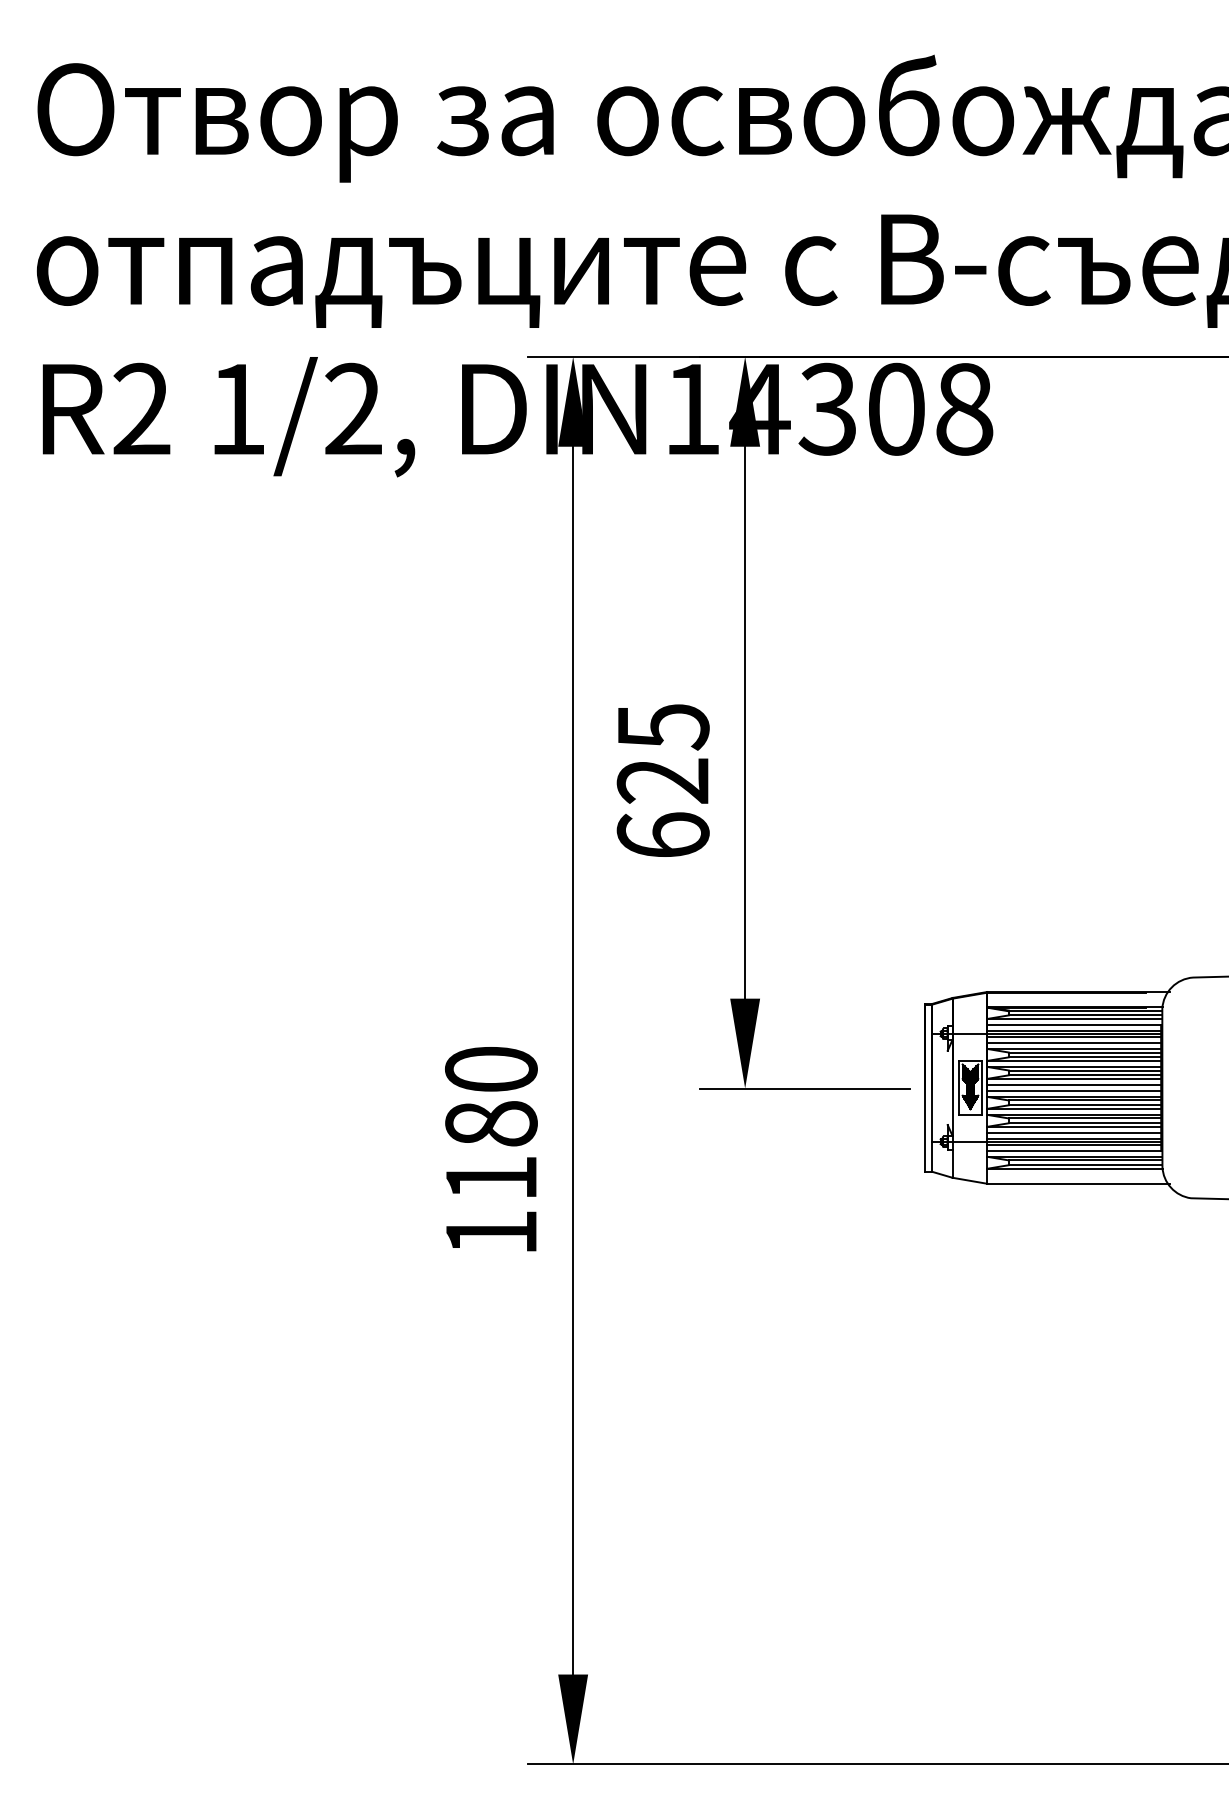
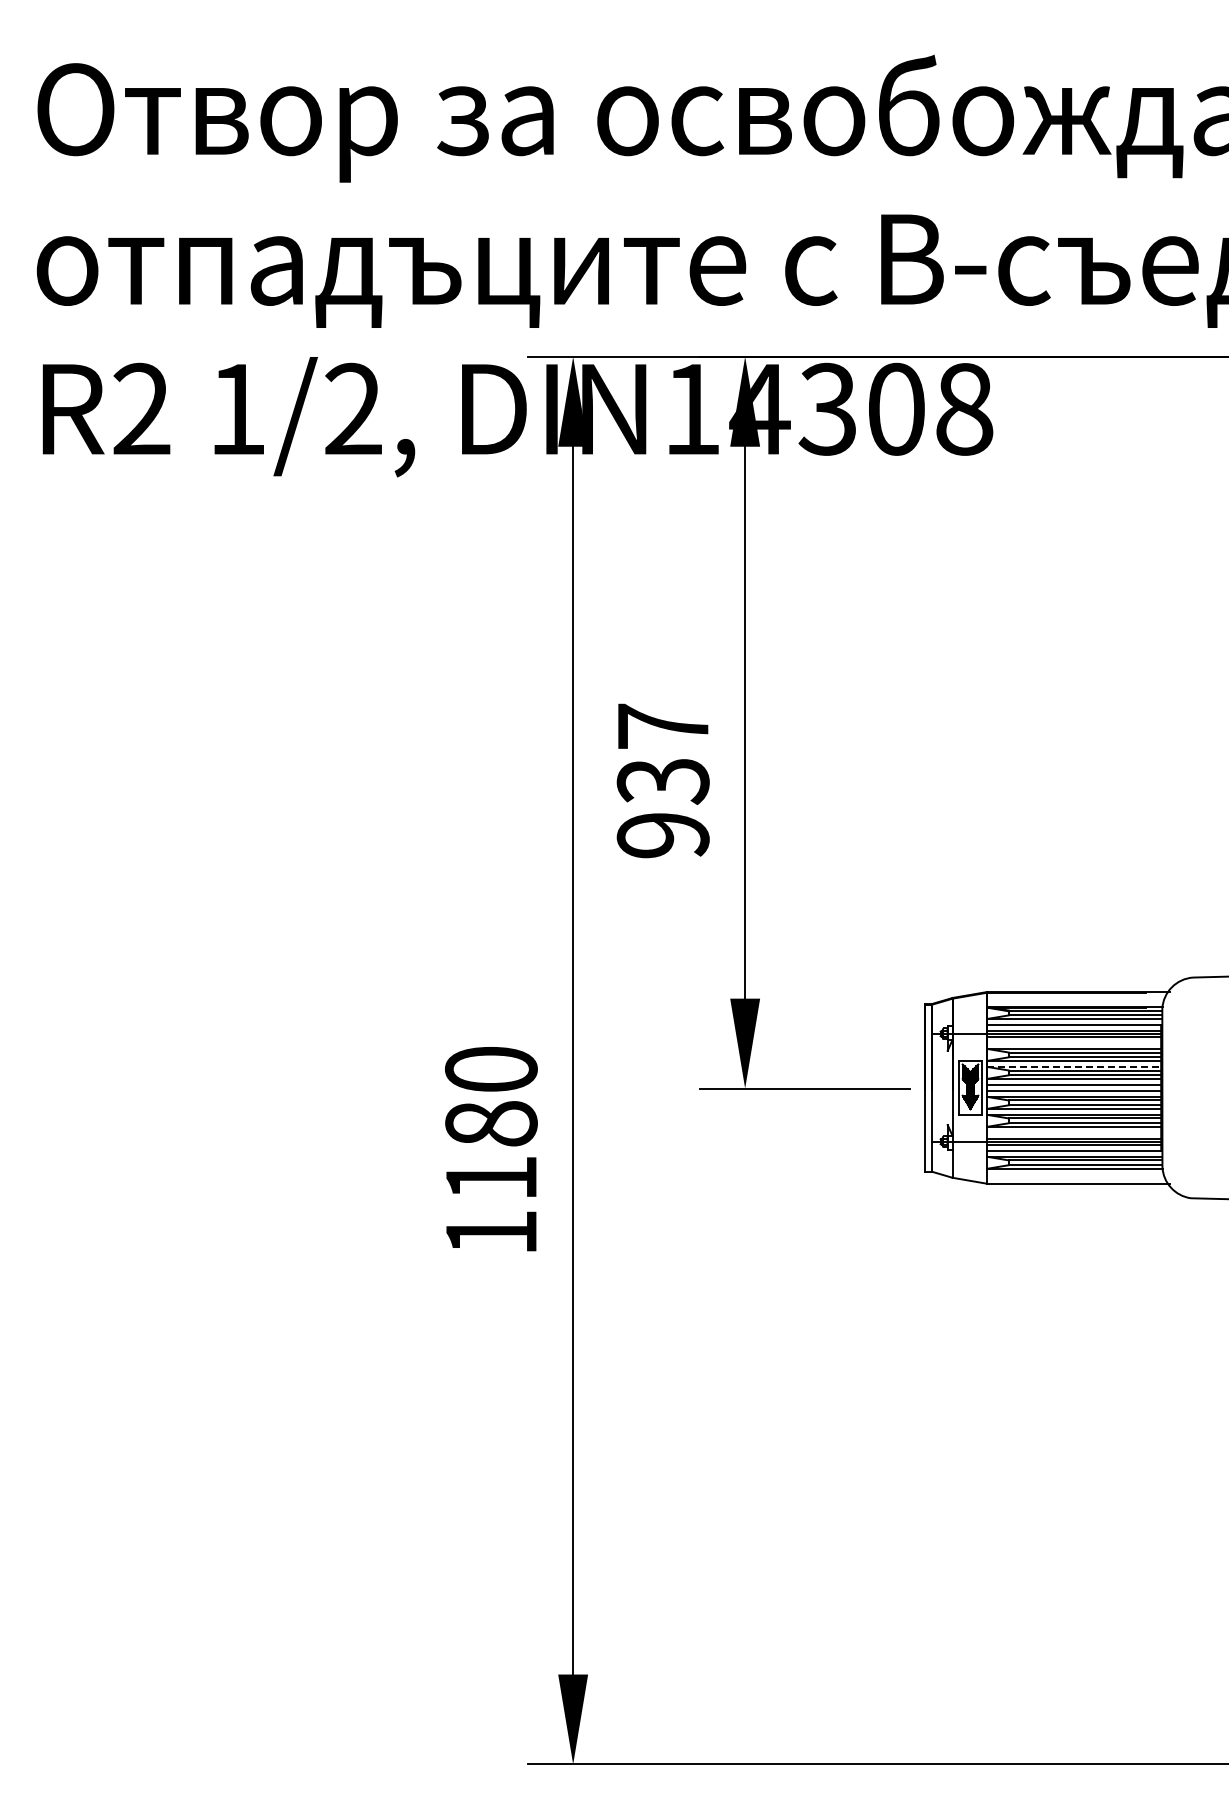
text: 625 -> 937 (662, 780)
line: present -> none (1074, 1042)
line: solid -> dashed (1074, 1066)
line: present -> none (1074, 1132)
